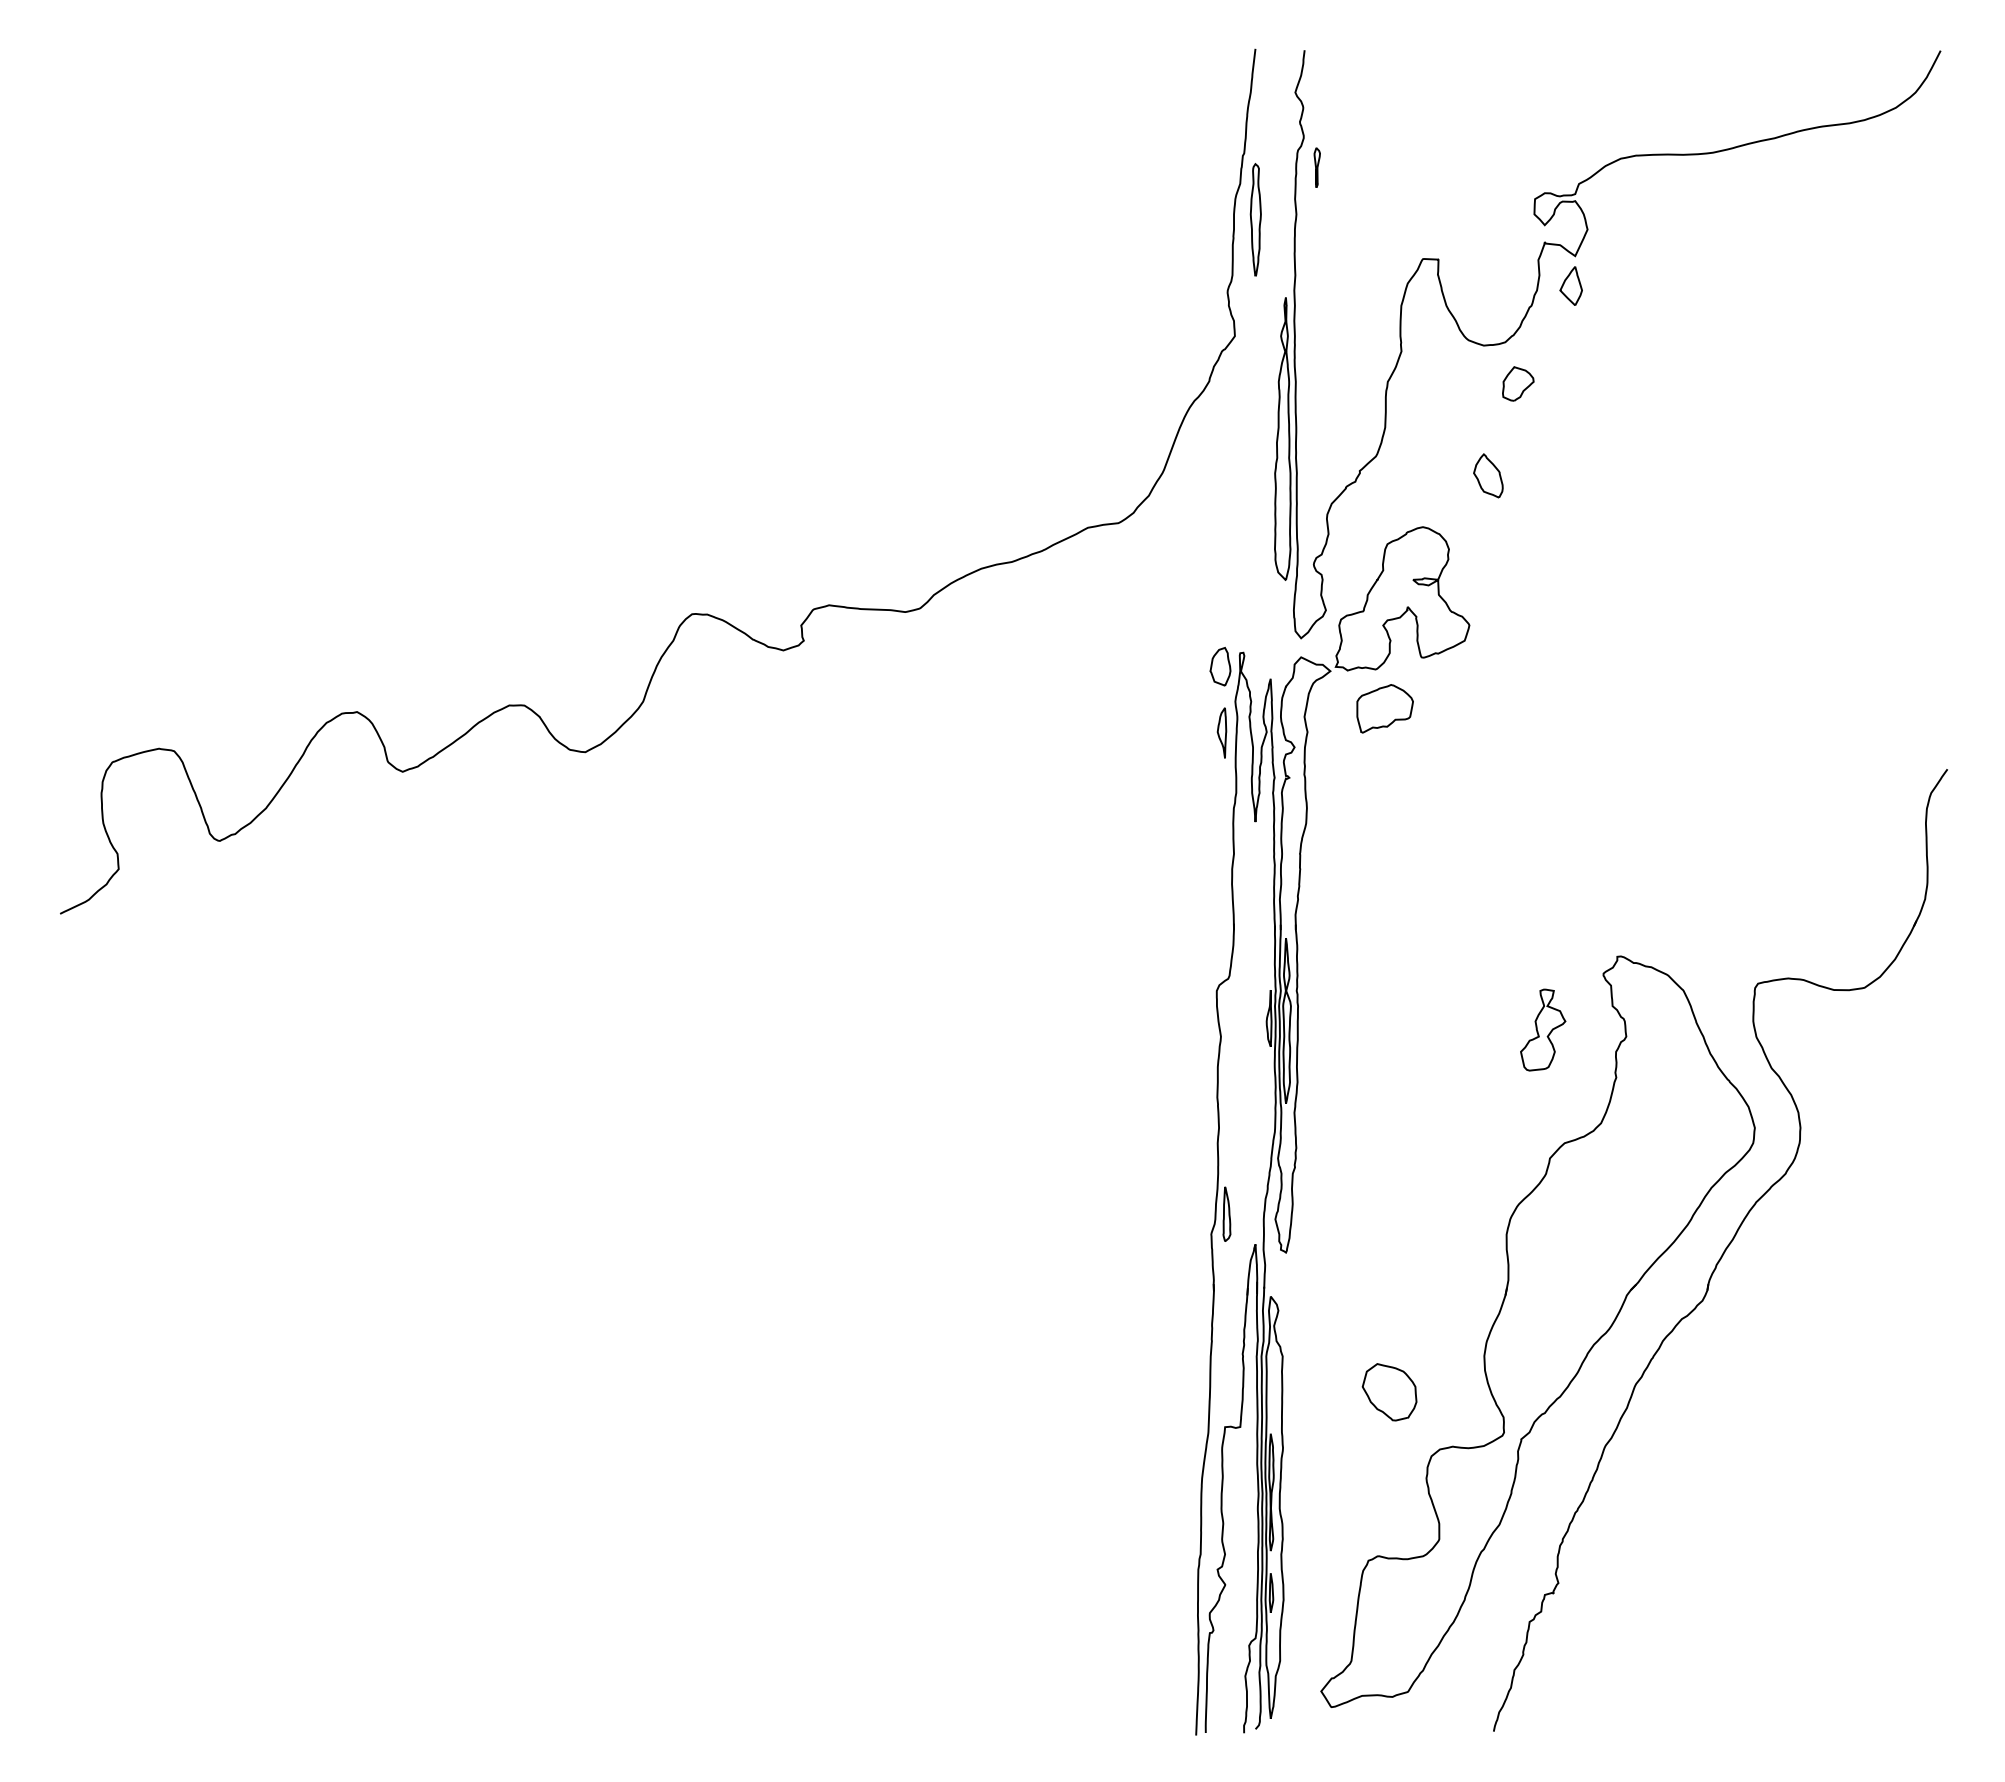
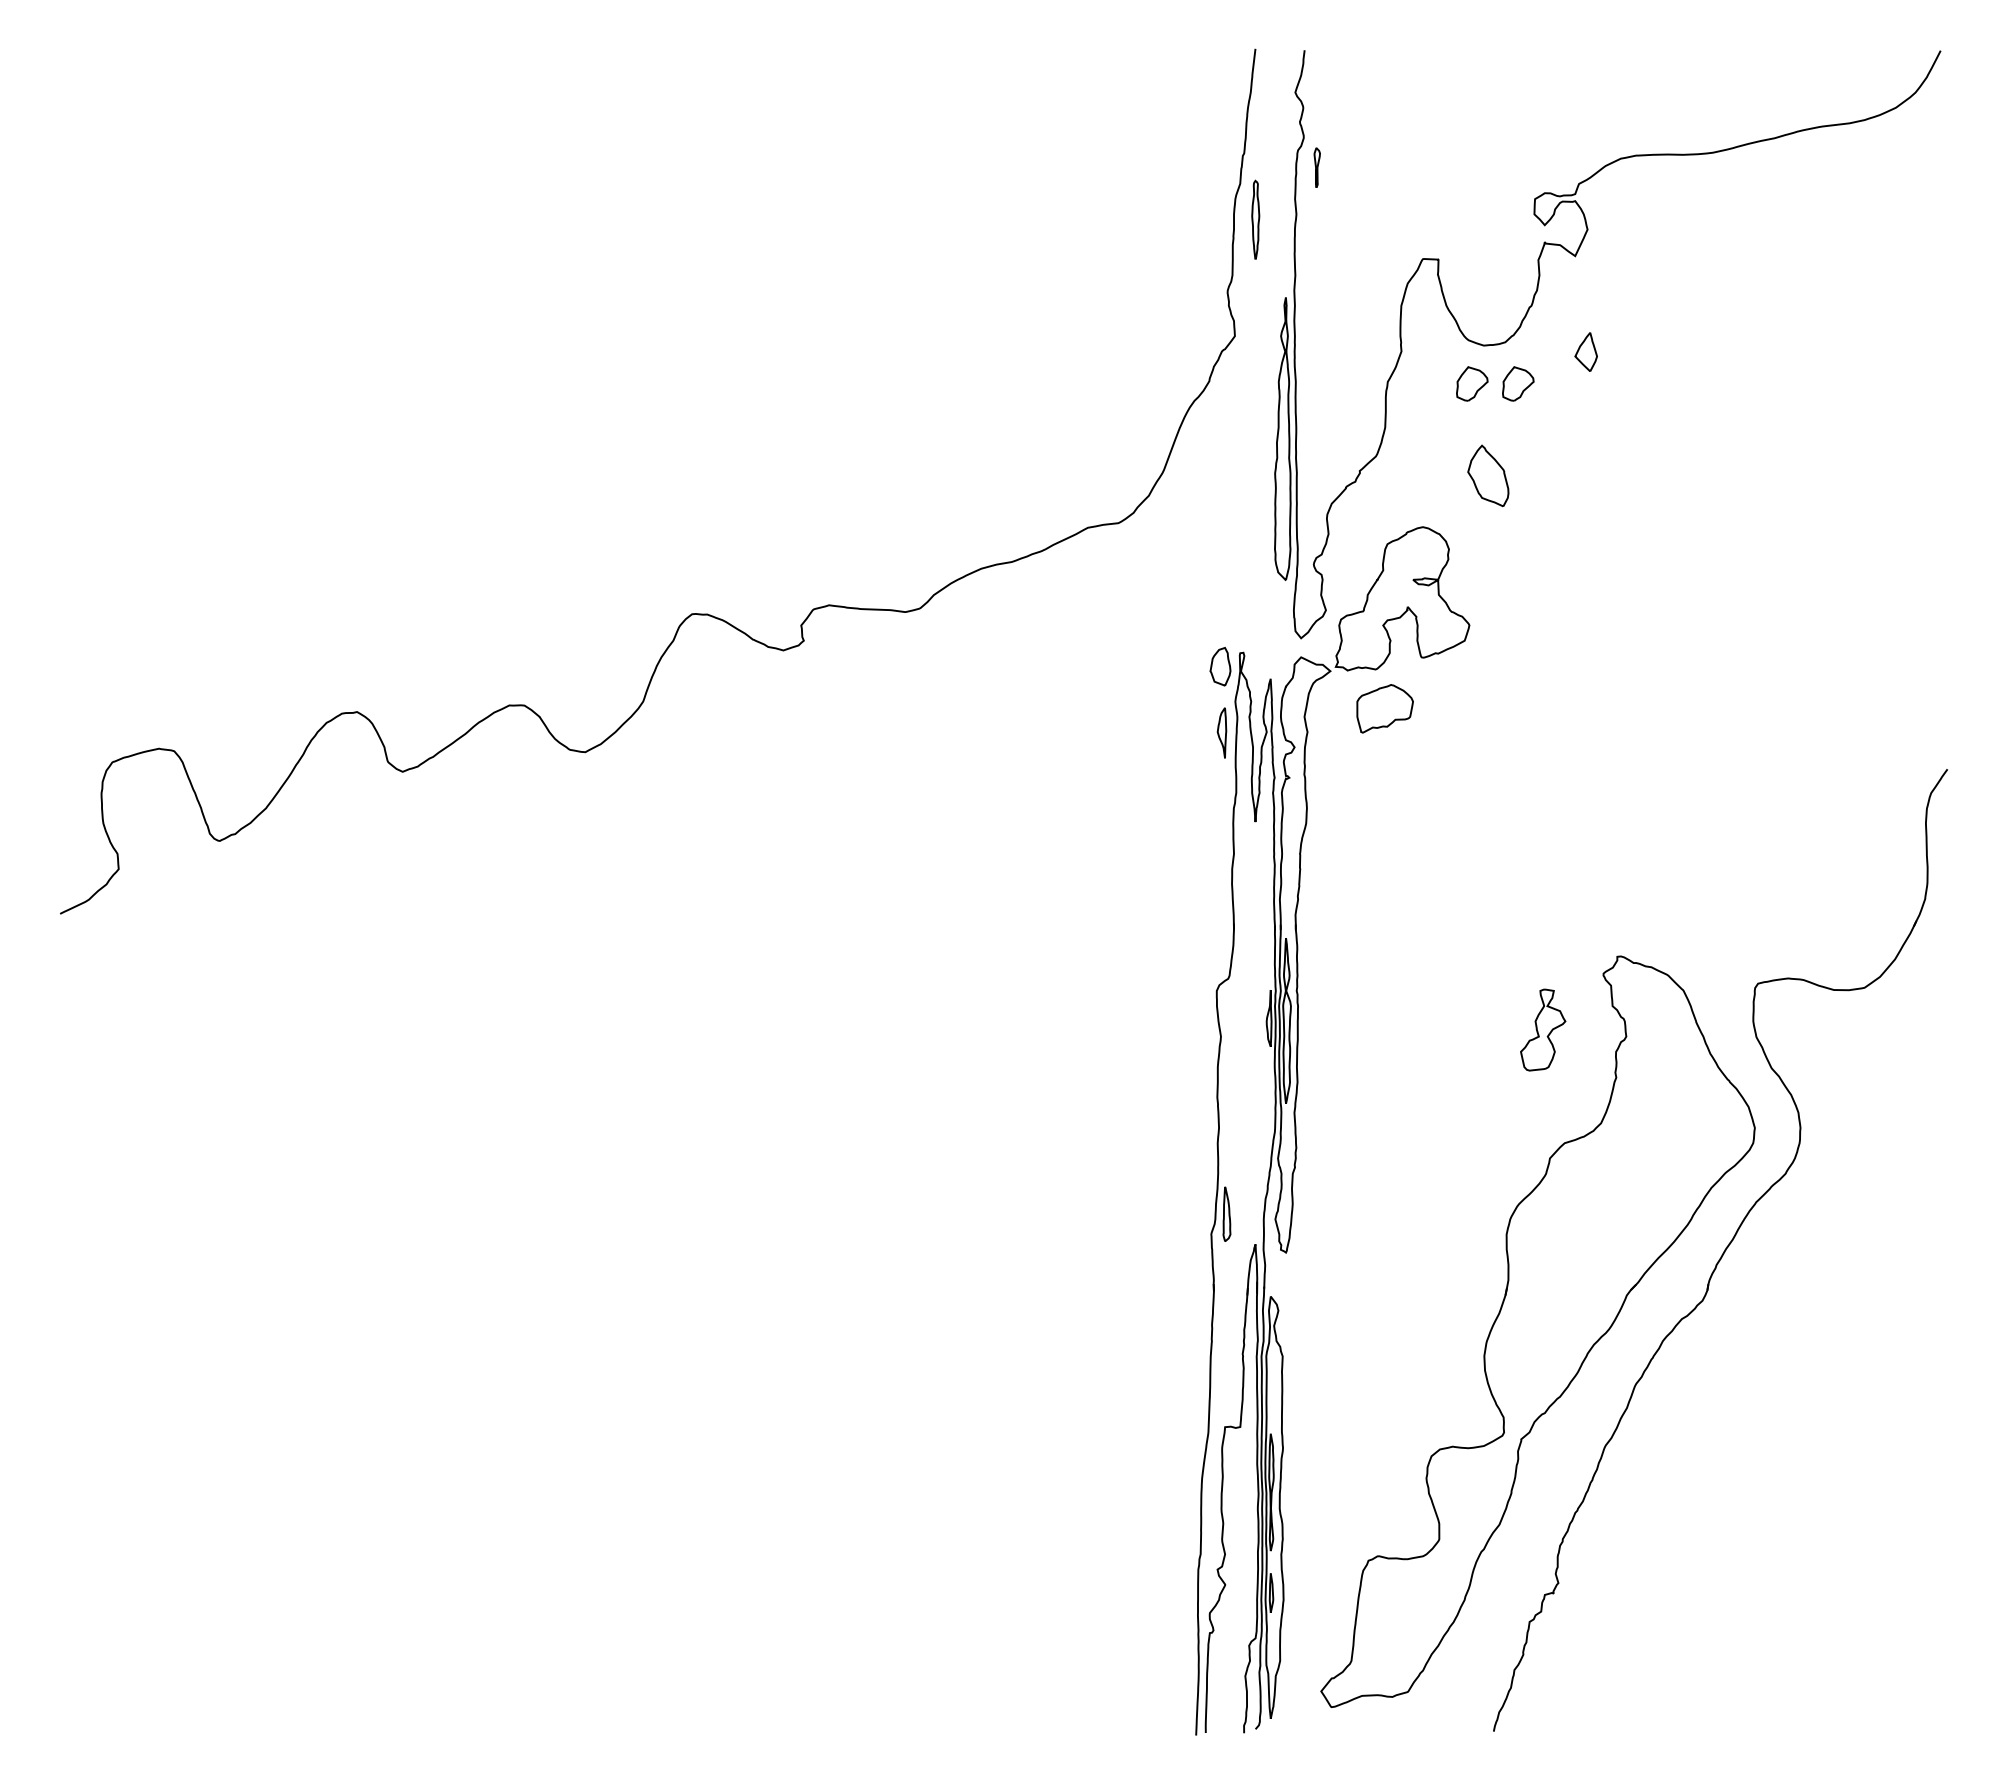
part size: 13x114 px -> 10x81 px (1255, 219)
part position: (1570, 285) -> (1585, 351) (1585, 351)
part: none -> present (1472, 383)
part size: 31x46 px -> 43x64 px (1488, 475)
part: present -> none (1389, 1392)
